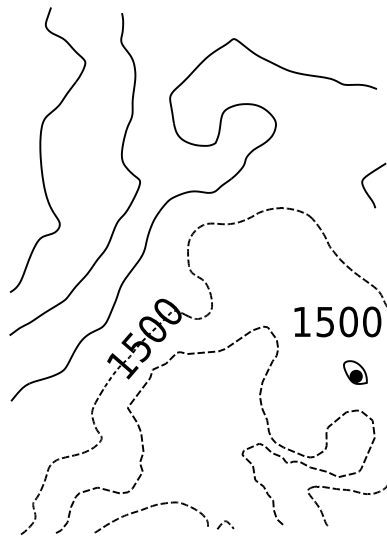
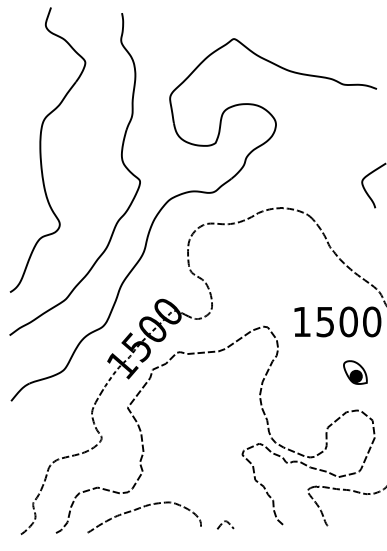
curve position: (146, 509) -> (139, 509) (139, 509)
